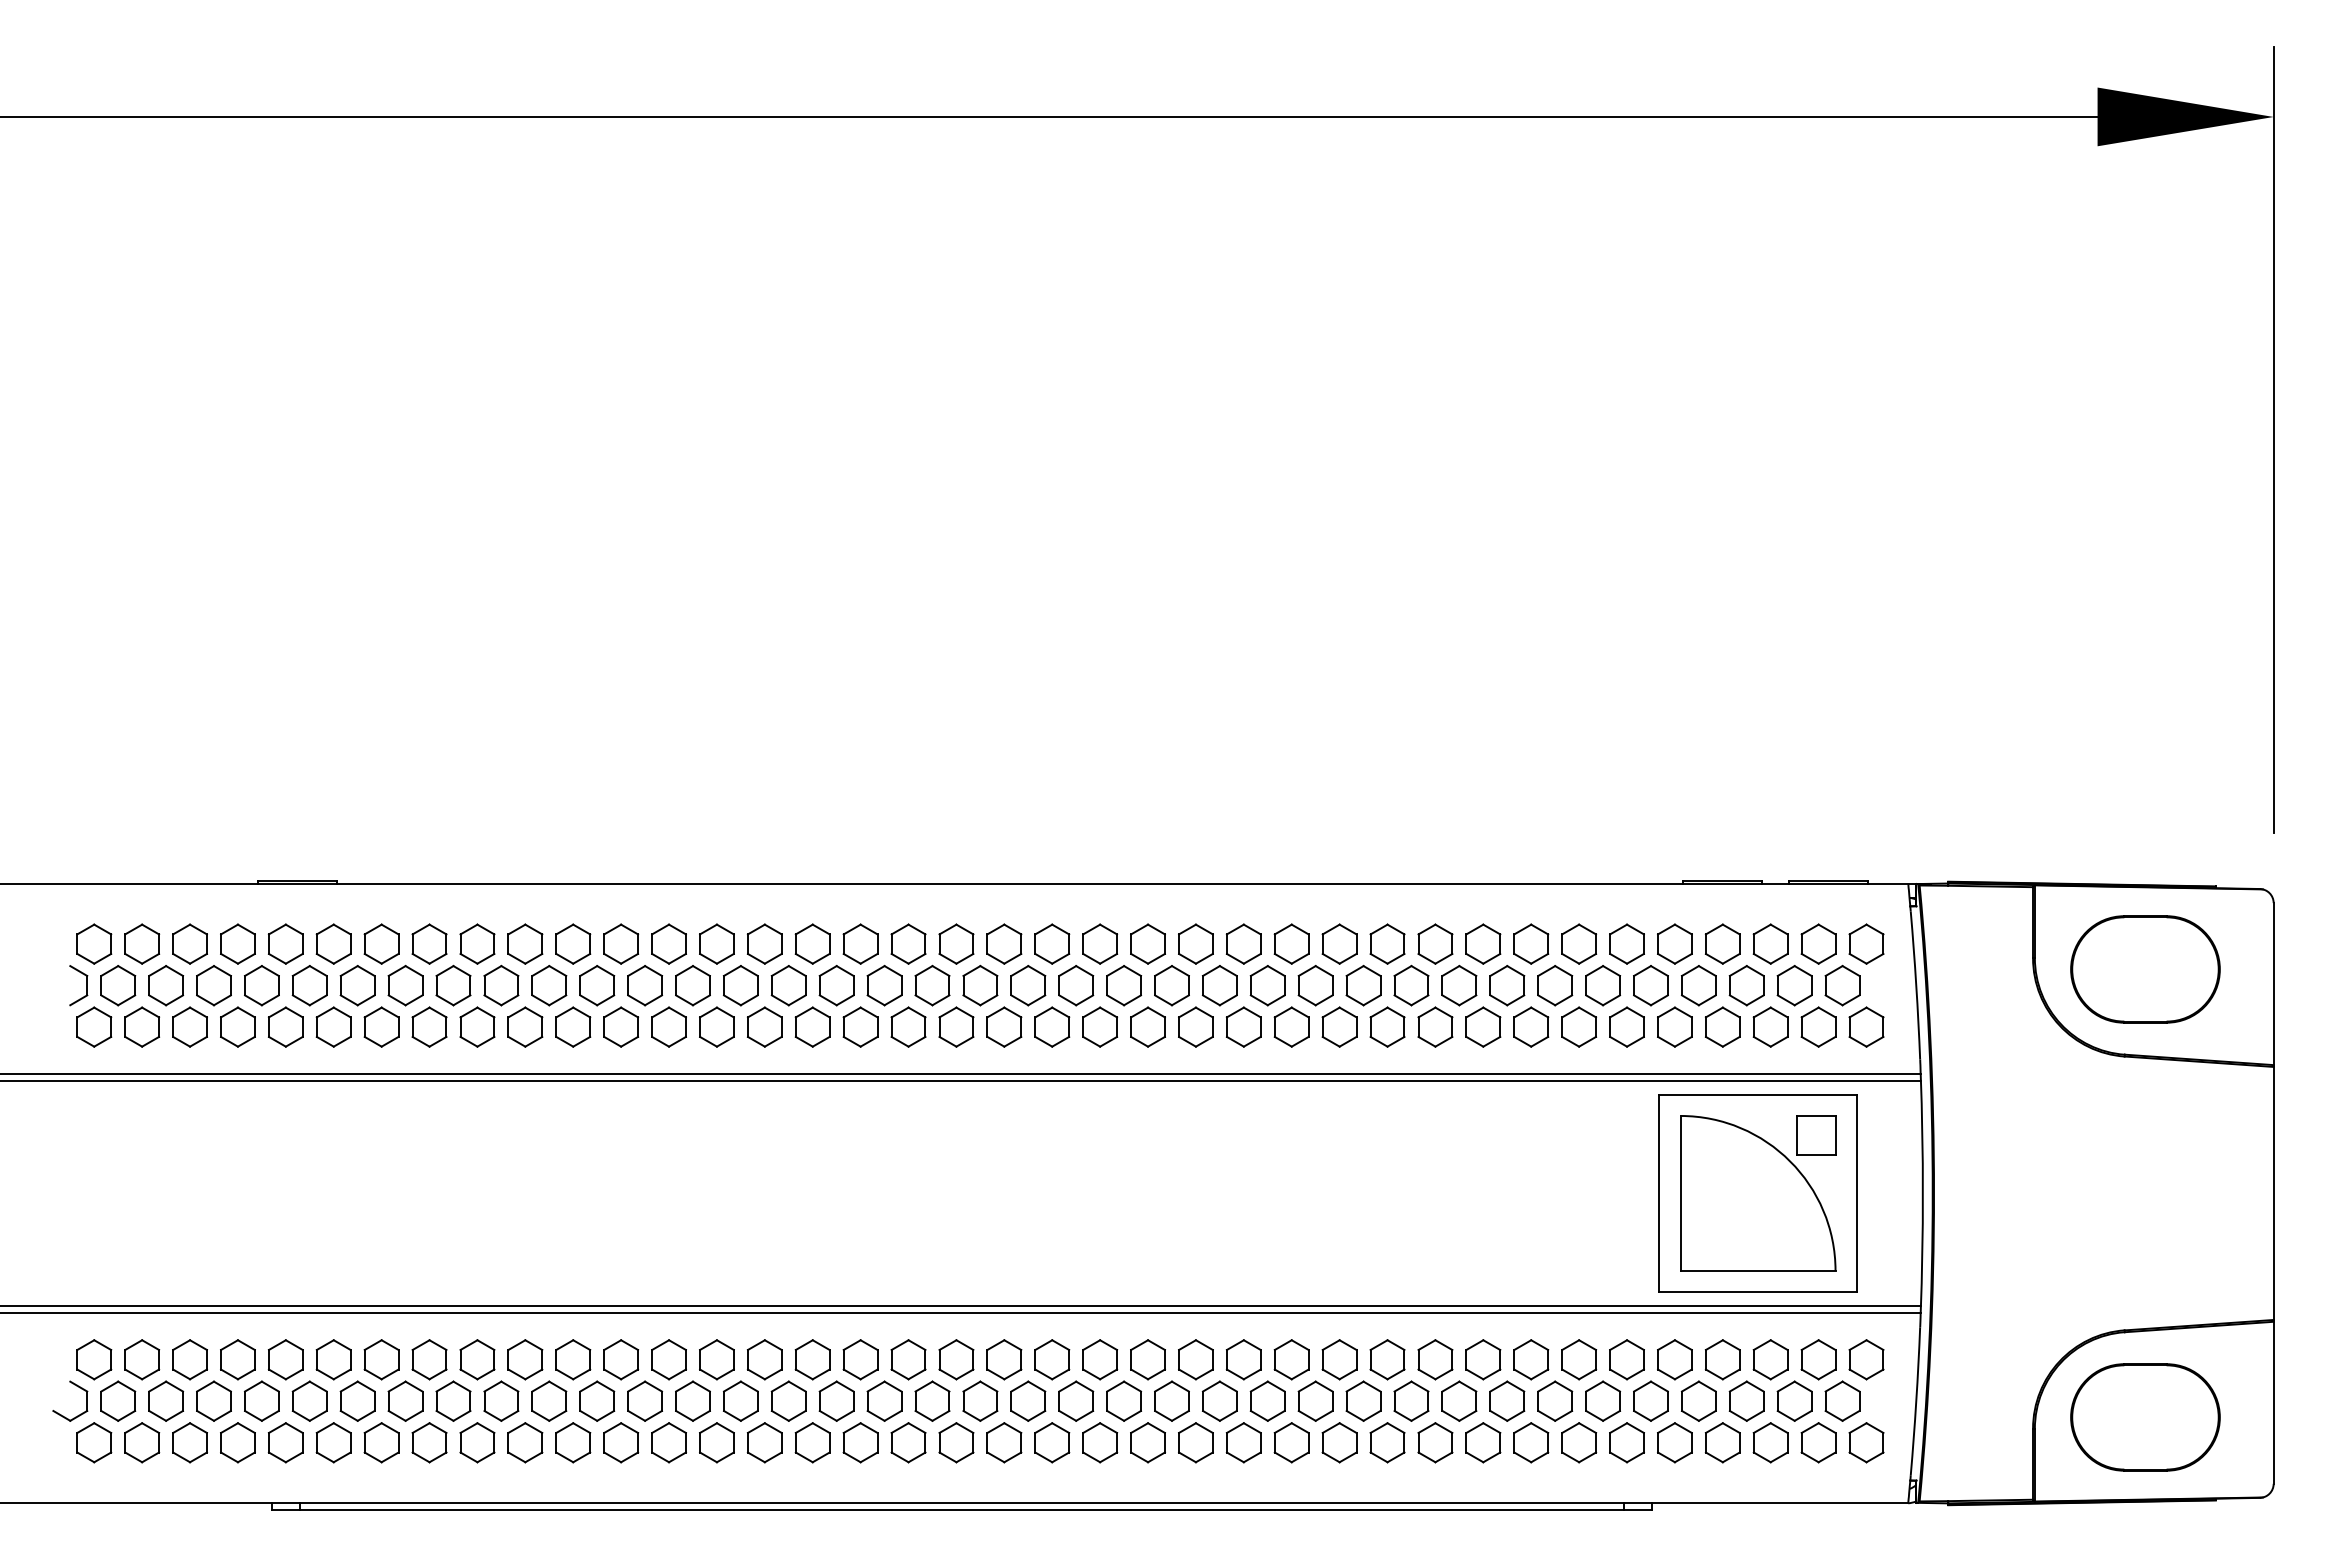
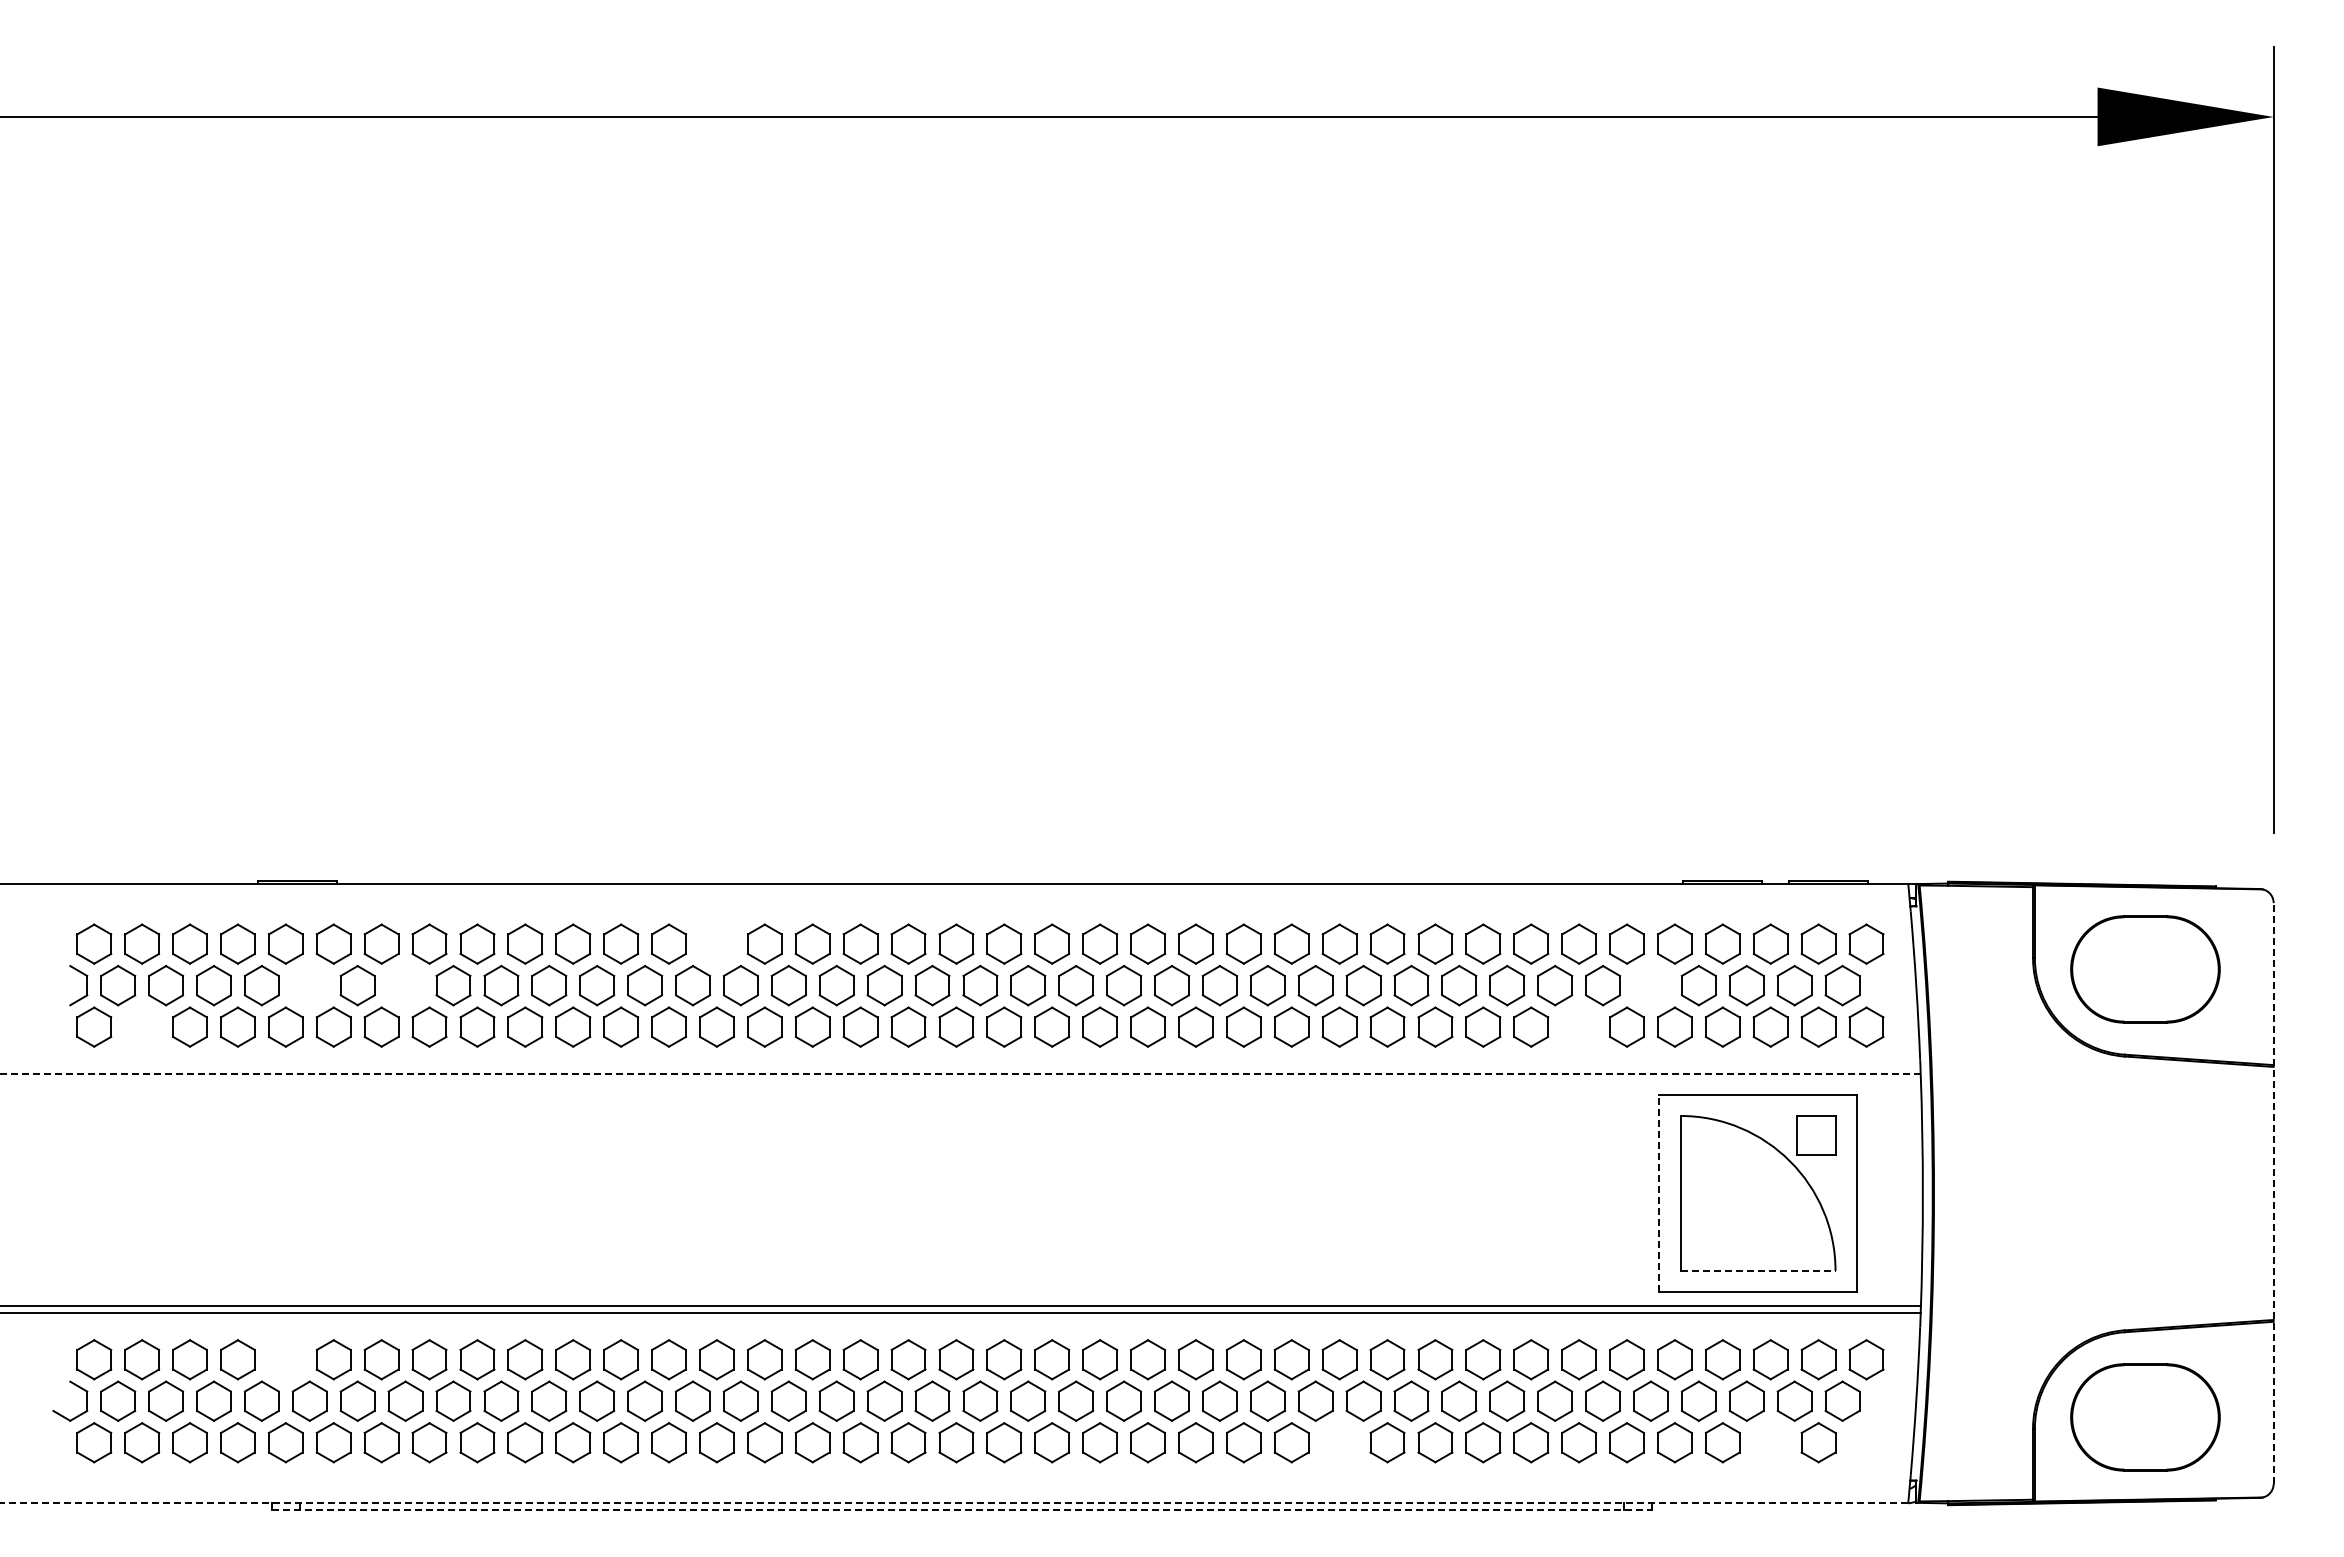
part: present -> none (716, 943)
part: present -> none (309, 985)
part: present -> none (405, 985)
part: present -> none (1650, 985)
part: present -> none (142, 1026)
part: present -> none (1579, 1026)
line: solid -> dashed (960, 1073)
line: present -> none (961, 1080)
line: solid -> dashed (2273, 1192)
line: solid -> dashed (1659, 1193)
line: solid -> dashed (1758, 1270)
part: present -> none (285, 1359)
part: present -> none (1339, 1442)
part: present -> none (1770, 1442)
part: present -> none (1866, 1442)
line: solid -> dashed (953, 1503)
line: solid -> dashed (962, 1510)
